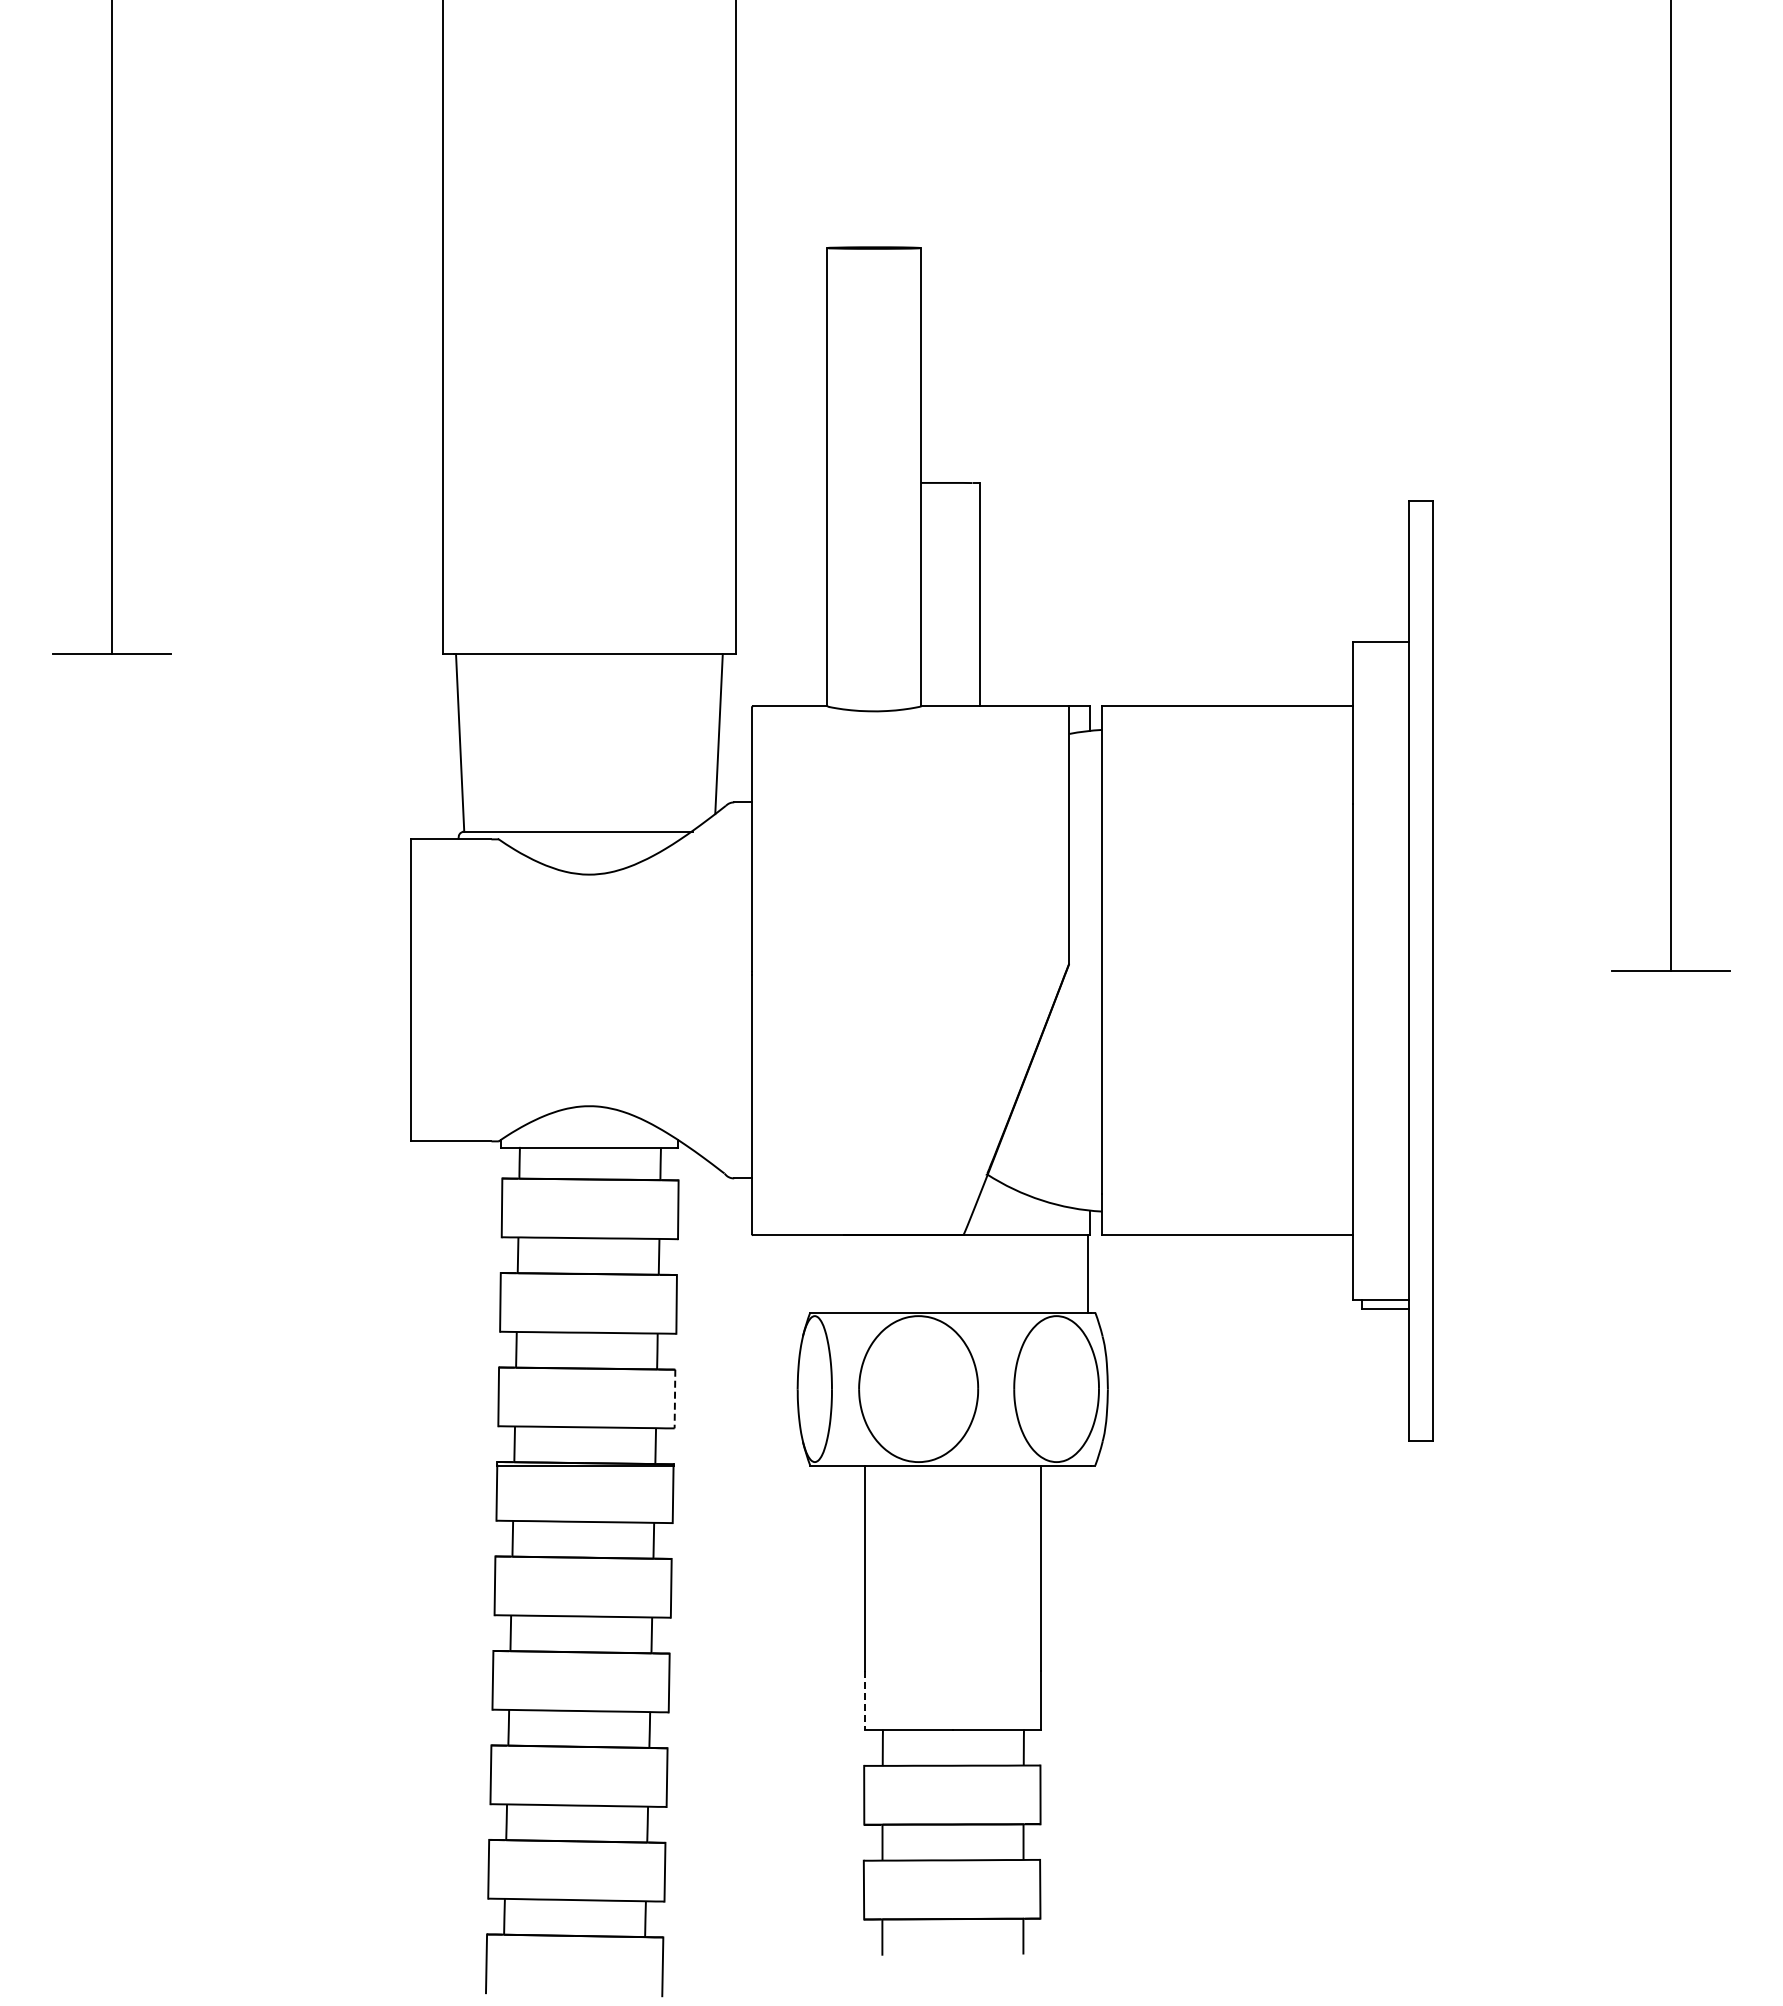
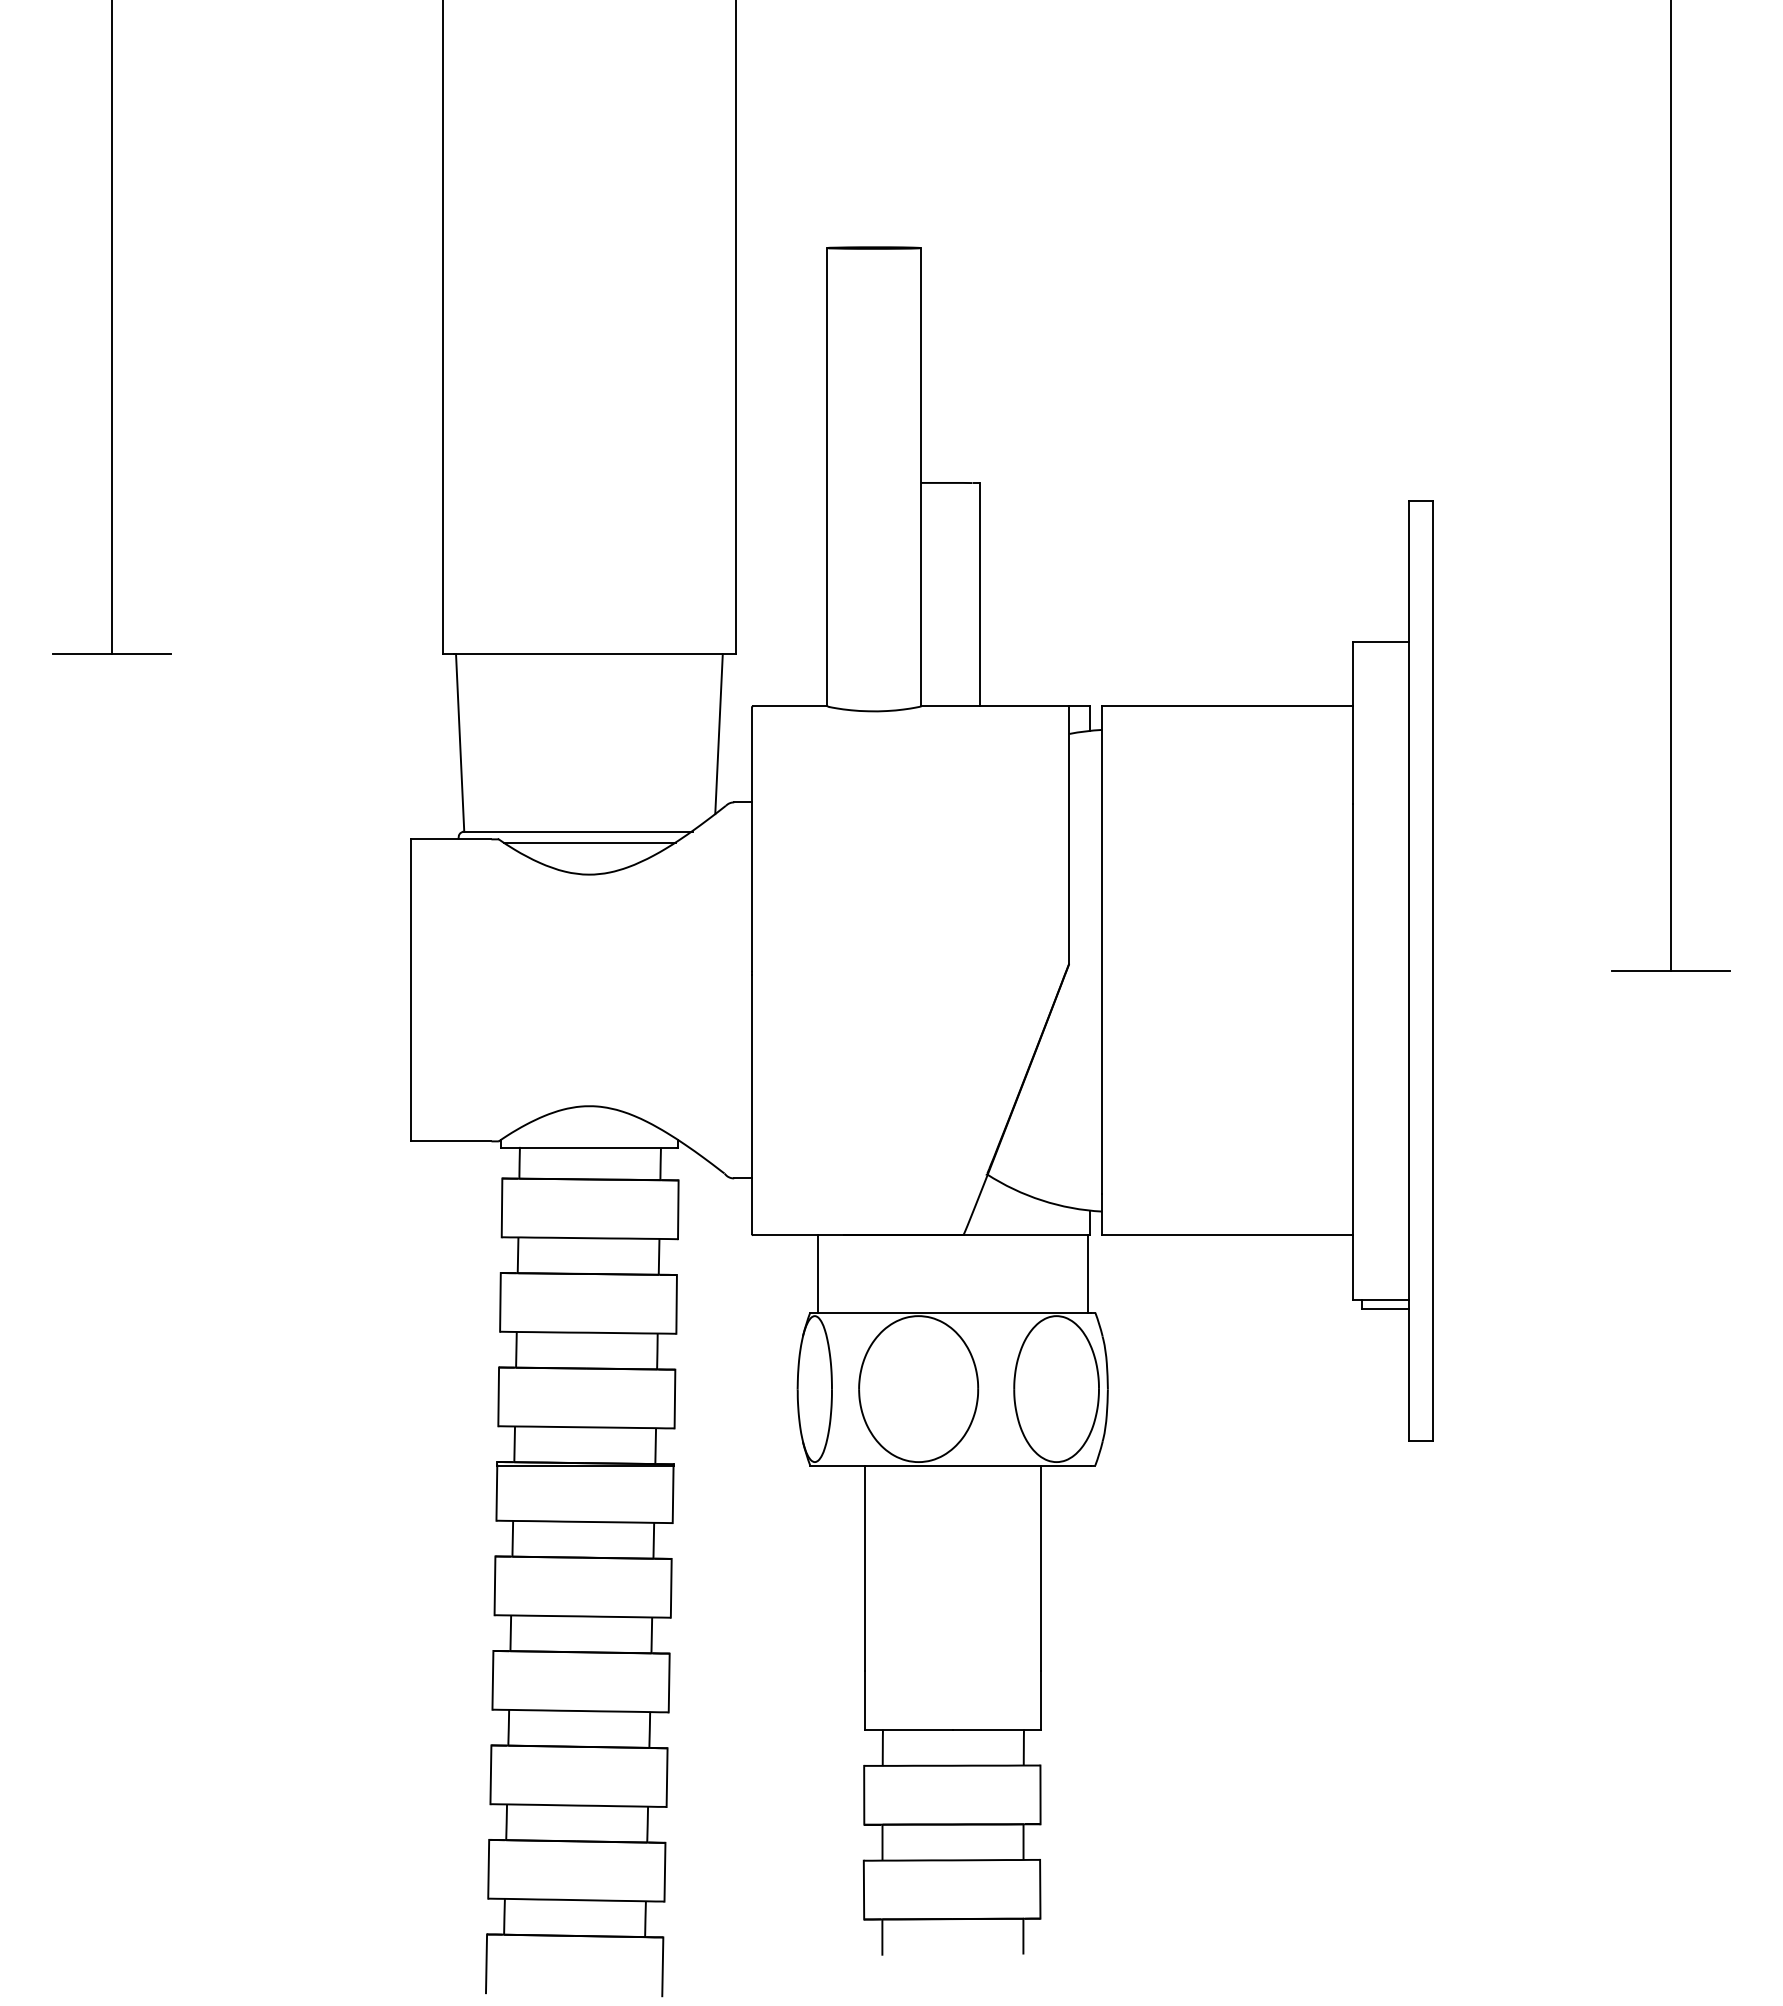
line: none -> present (589, 843)
line: none -> present (817, 1273)
line: dashed -> solid (674, 1399)
line: dashed -> solid (864, 1701)
